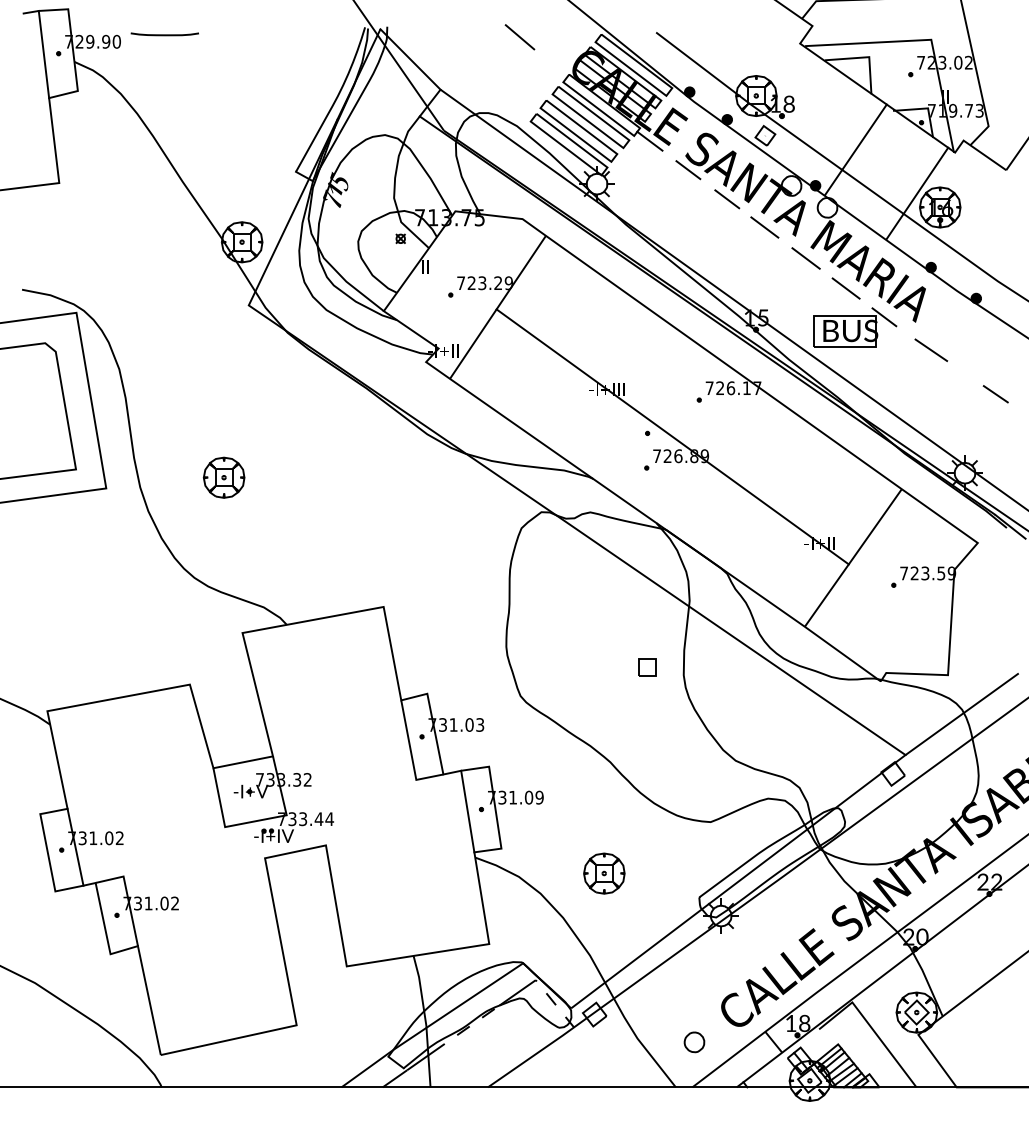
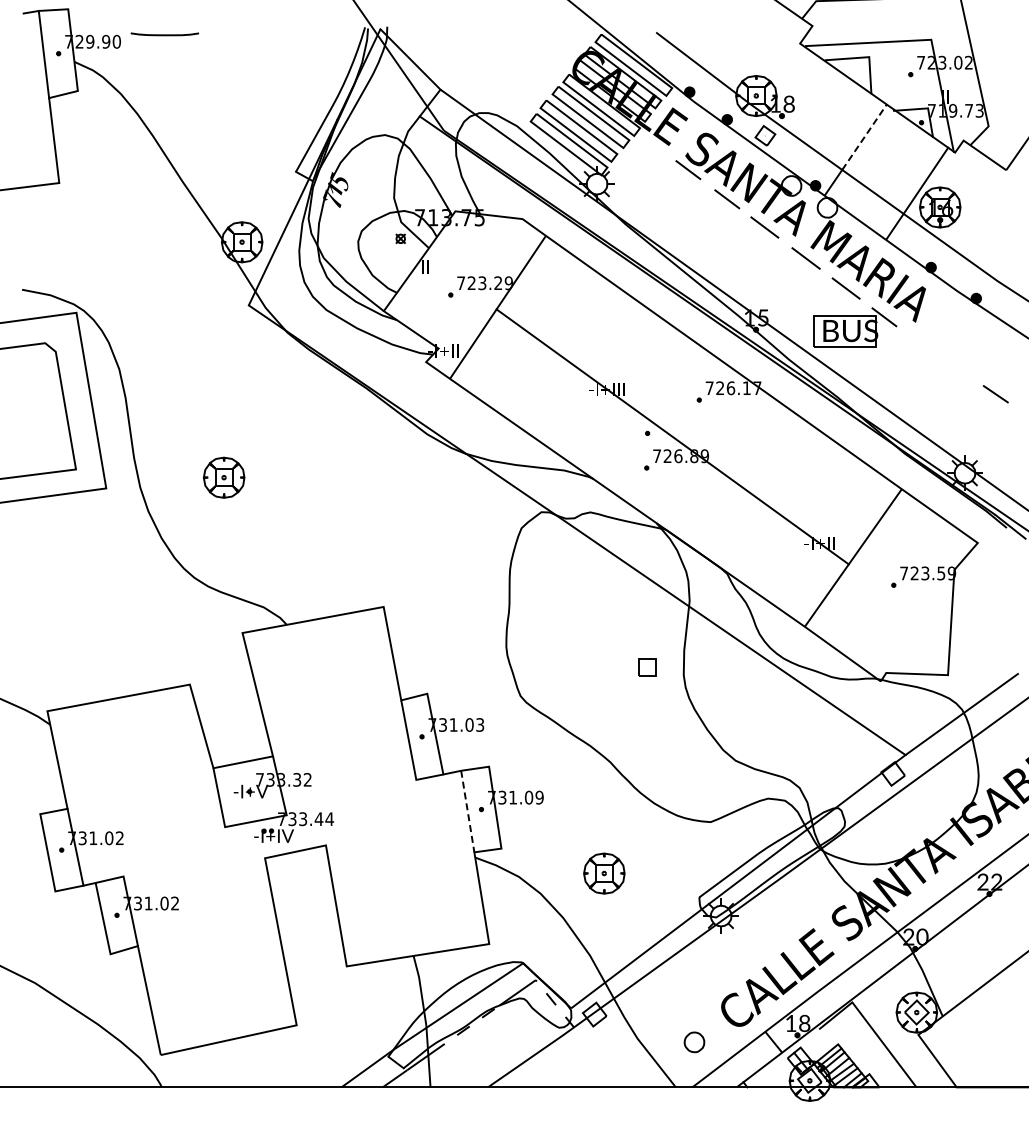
line: present -> none (519, 37)
line: solid -> dashed (864, 137)
line: present -> none (649, 140)
line: present -> none (931, 349)
line: solid -> dashed (467, 812)
